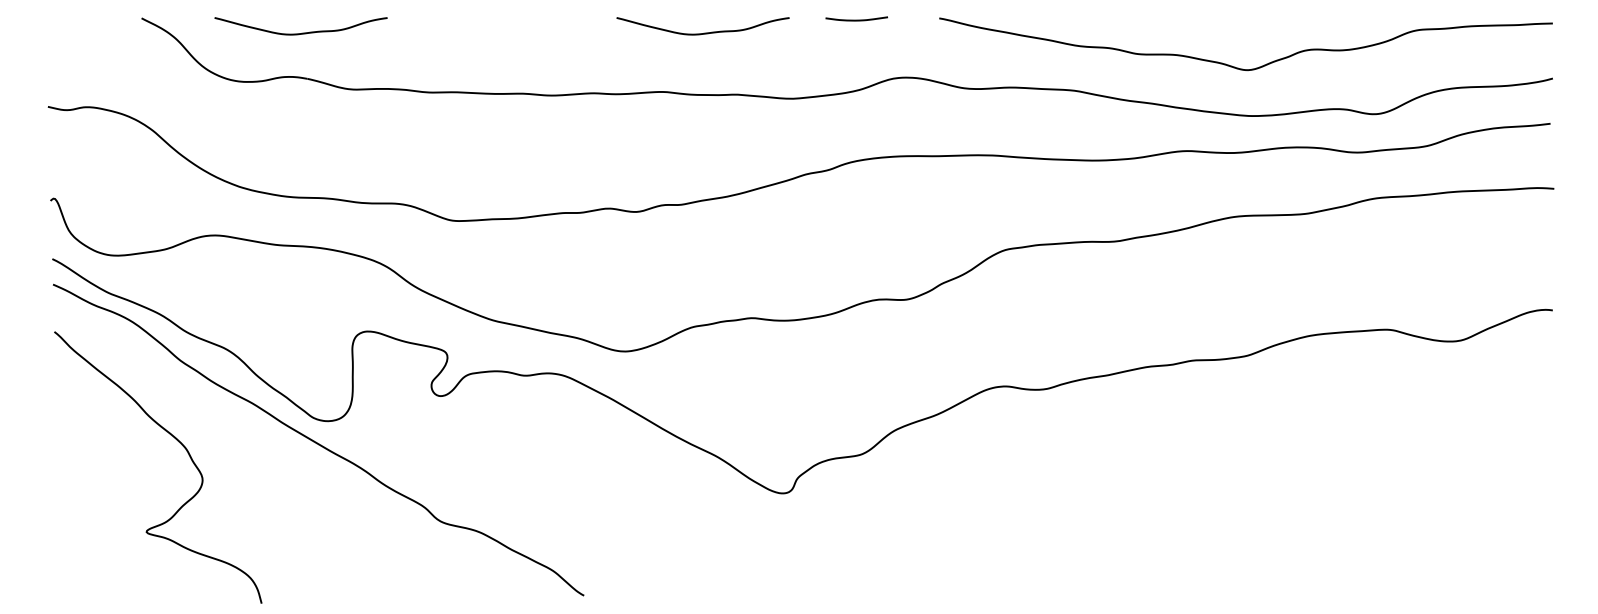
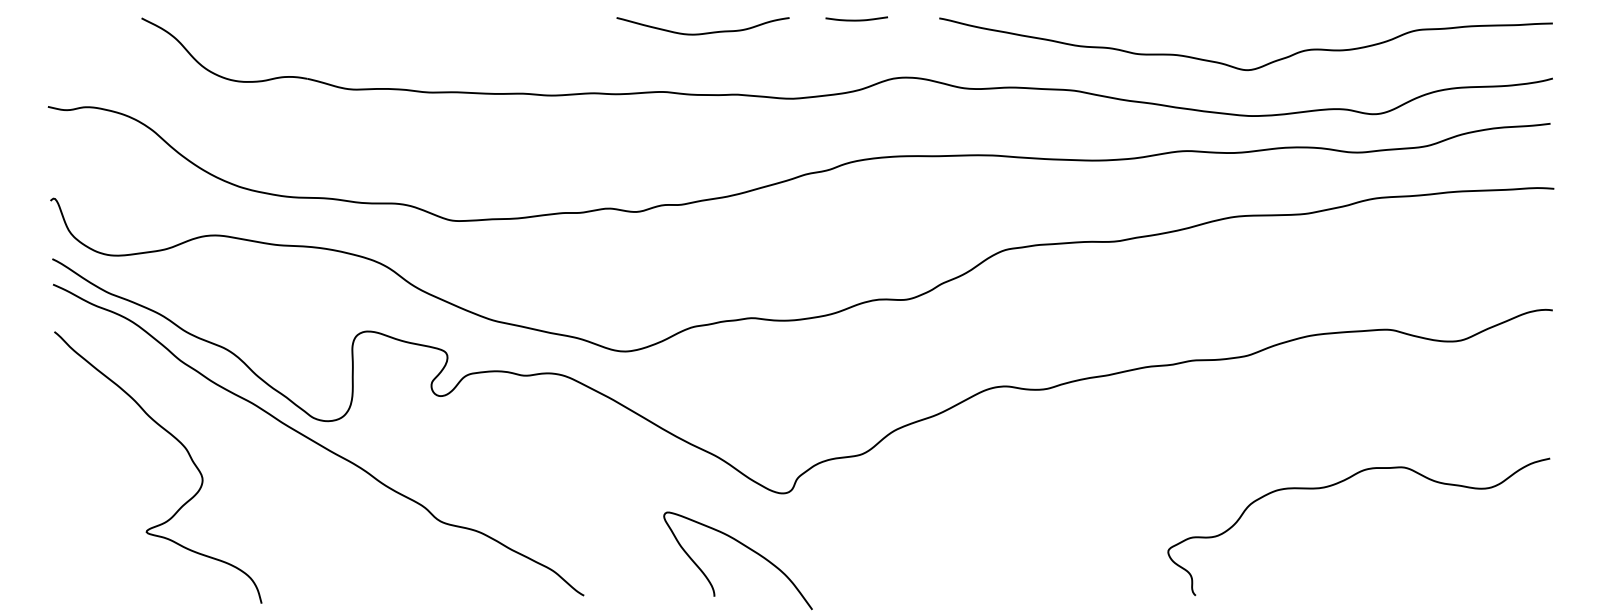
curve: present -> none (302, 32)
curve: none -> present (1342, 482)
curve: none -> present (745, 547)
